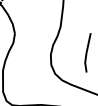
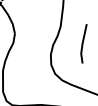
line position: (87, 52) -> (83, 43) (83, 43)
